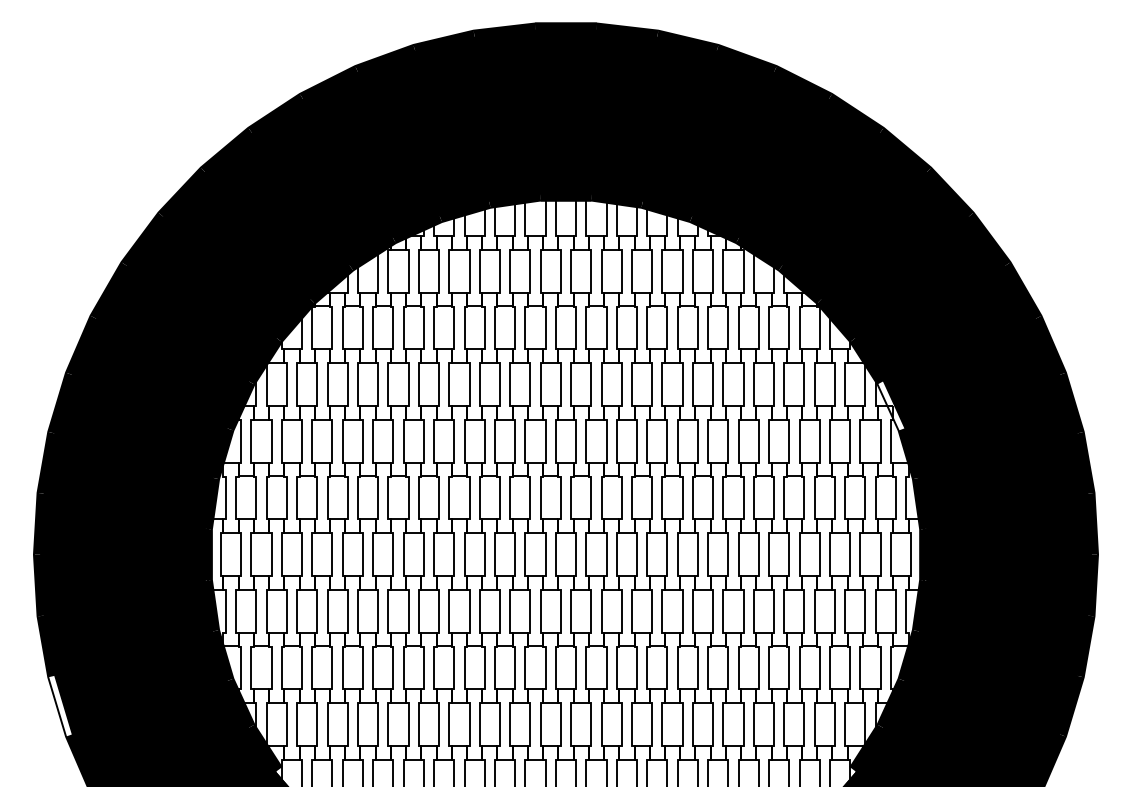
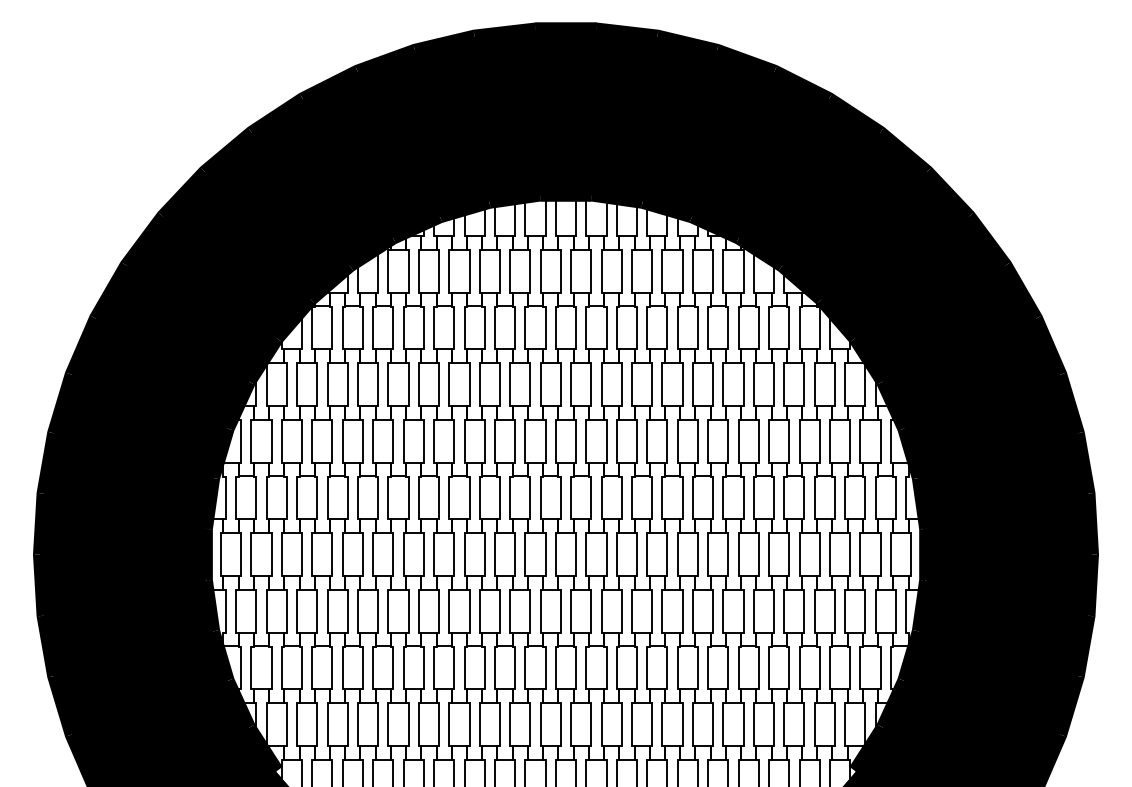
fill: none -> present (891, 405)
fill: none -> present (60, 705)
